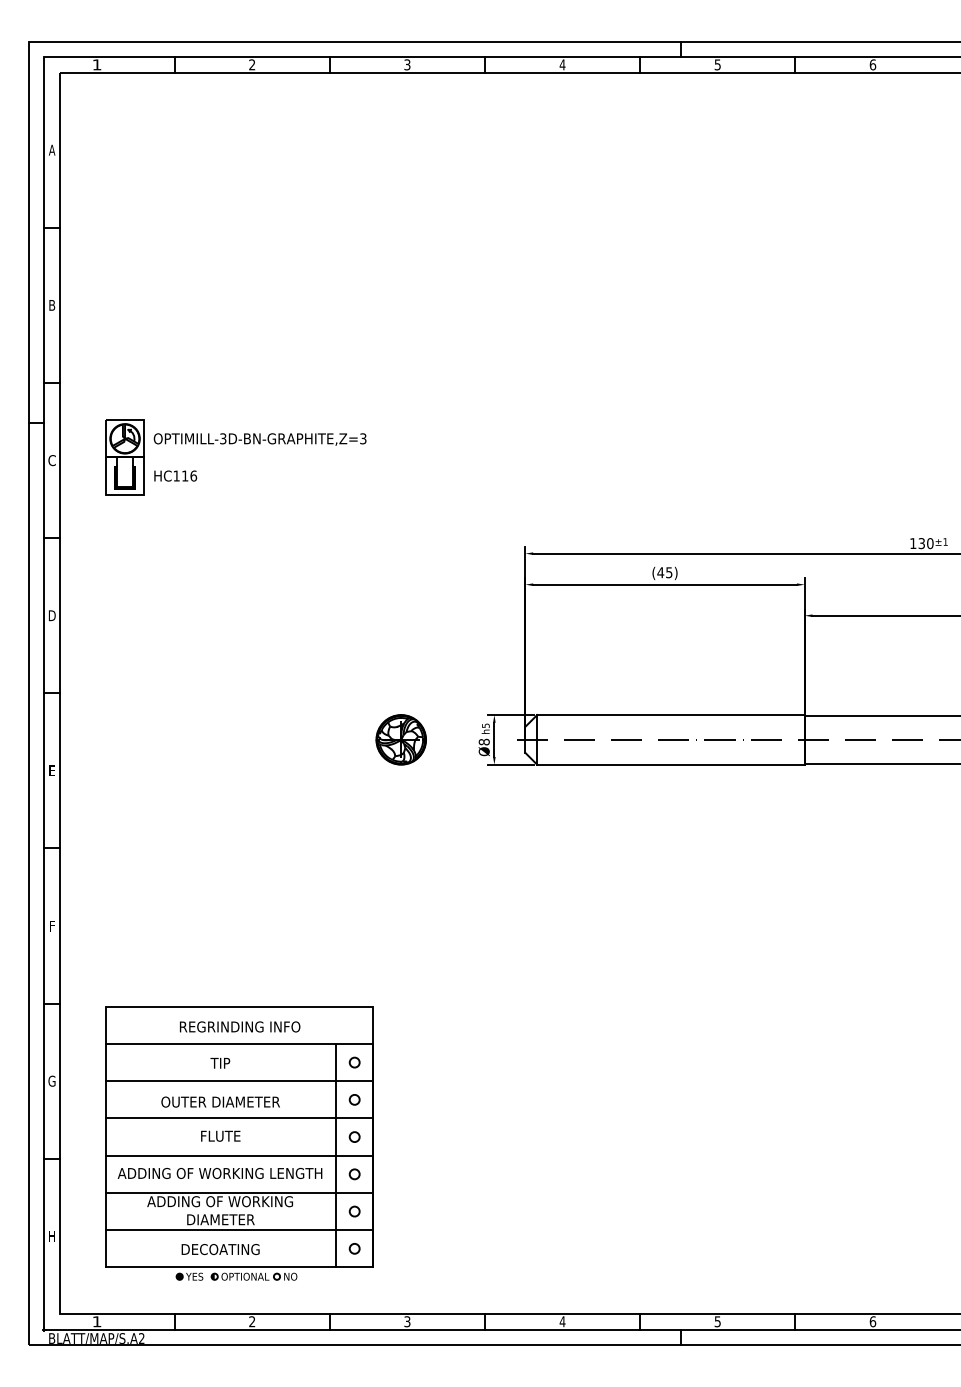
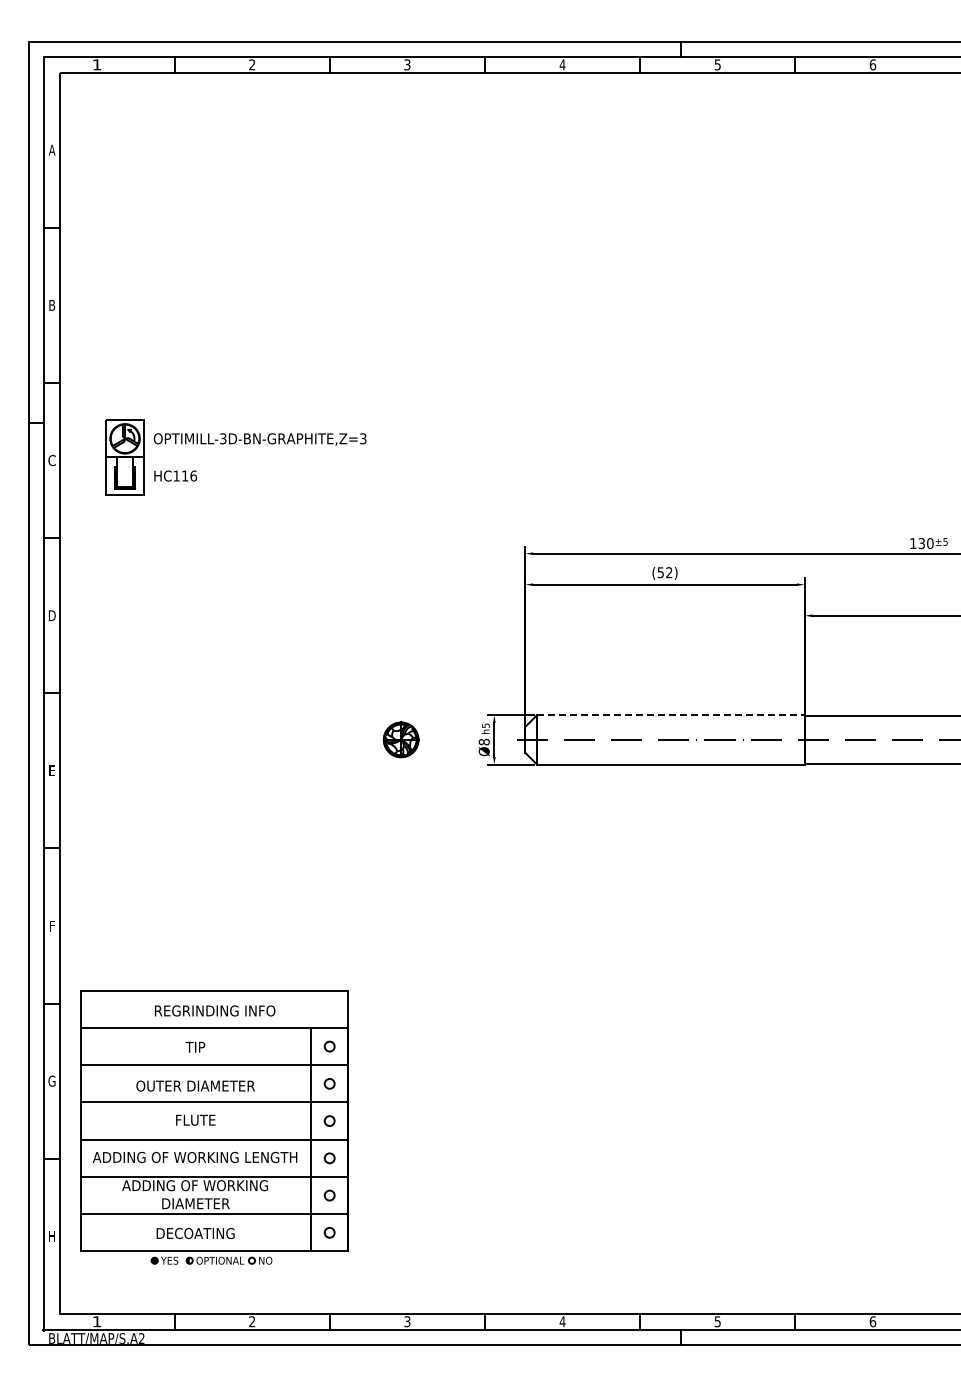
text: ±1 -> ±5 (945, 541)
text: (45) -> (52) (664, 572)
line: solid -> dashed (670, 715)
part size: 52x52 px -> 38x38 px (400, 739)
part position: (239, 1143) -> (214, 1127) (214, 1127)
